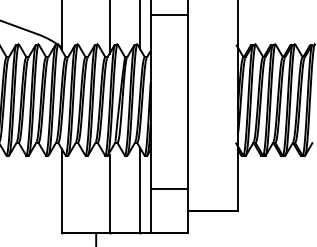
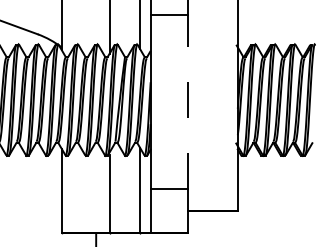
line: solid -> dashed (187, 101)
